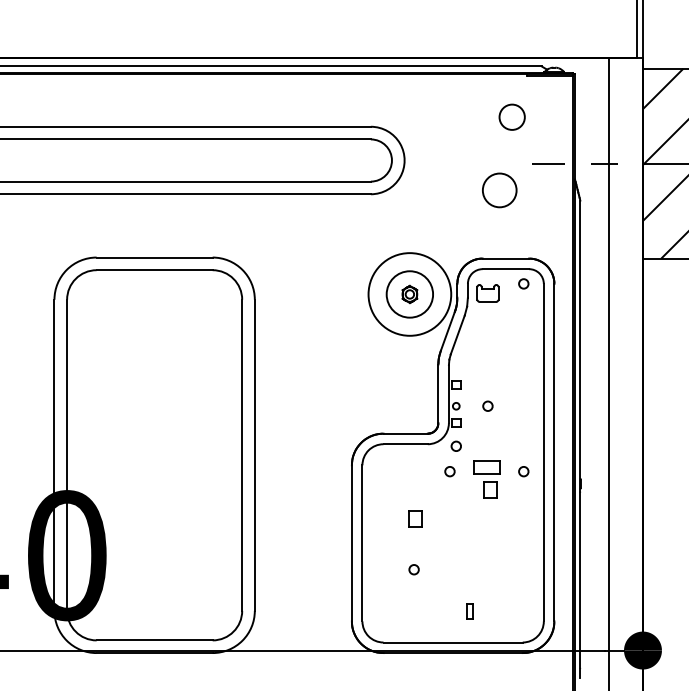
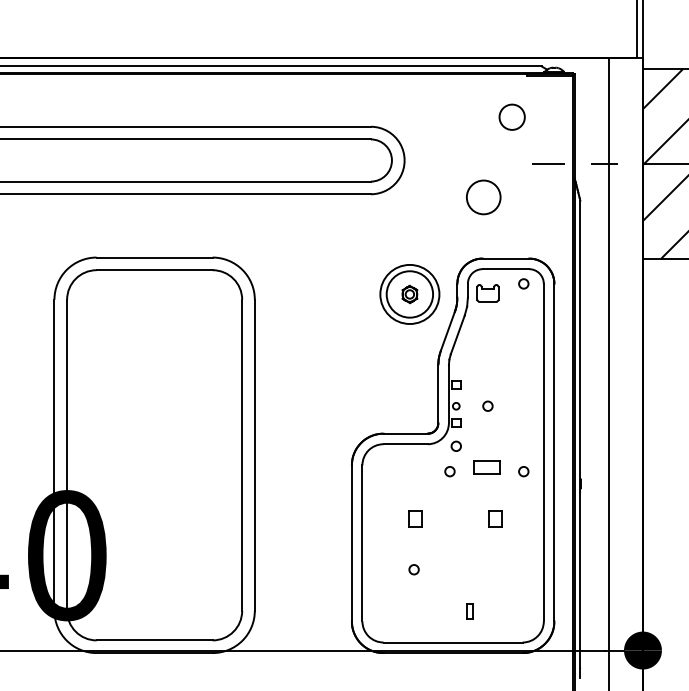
circle position: (499, 190) -> (483, 197) (483, 197)
circle diameter: 83 px -> 59 px (409, 294)
part position: (490, 489) -> (495, 518) (495, 518)
